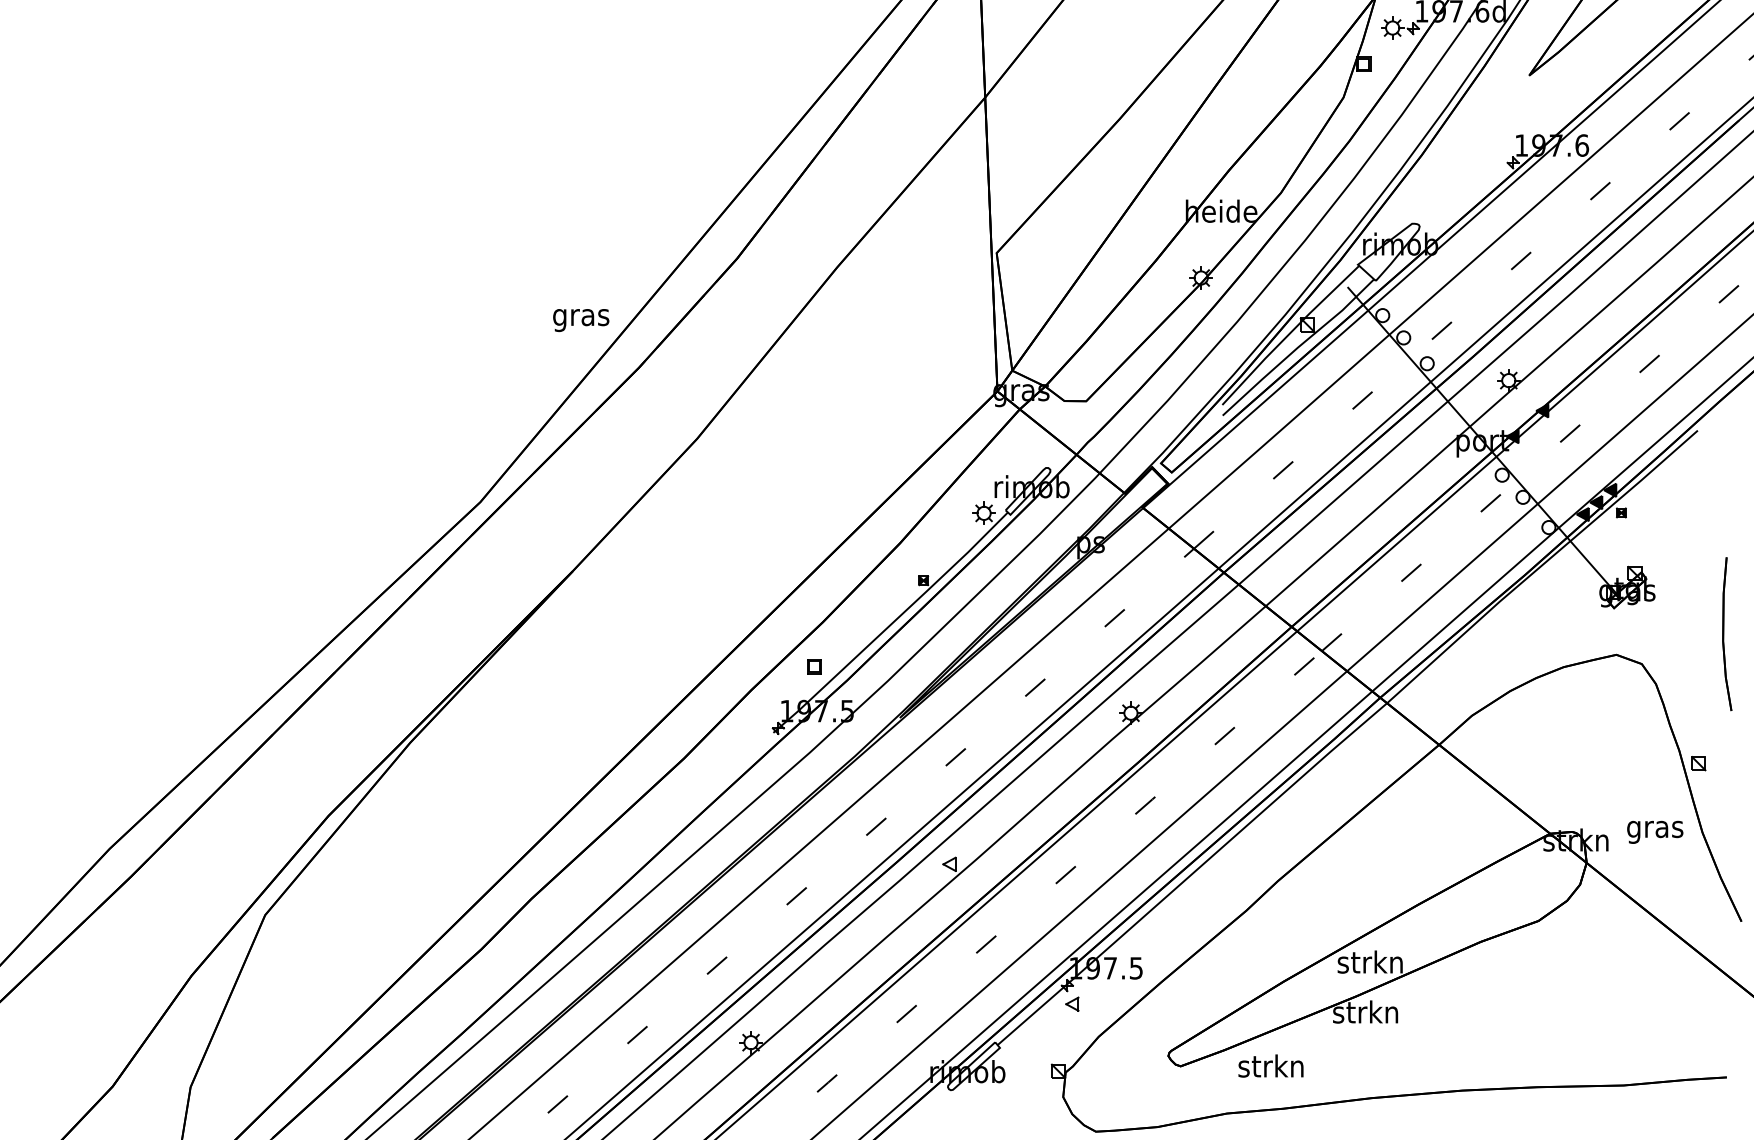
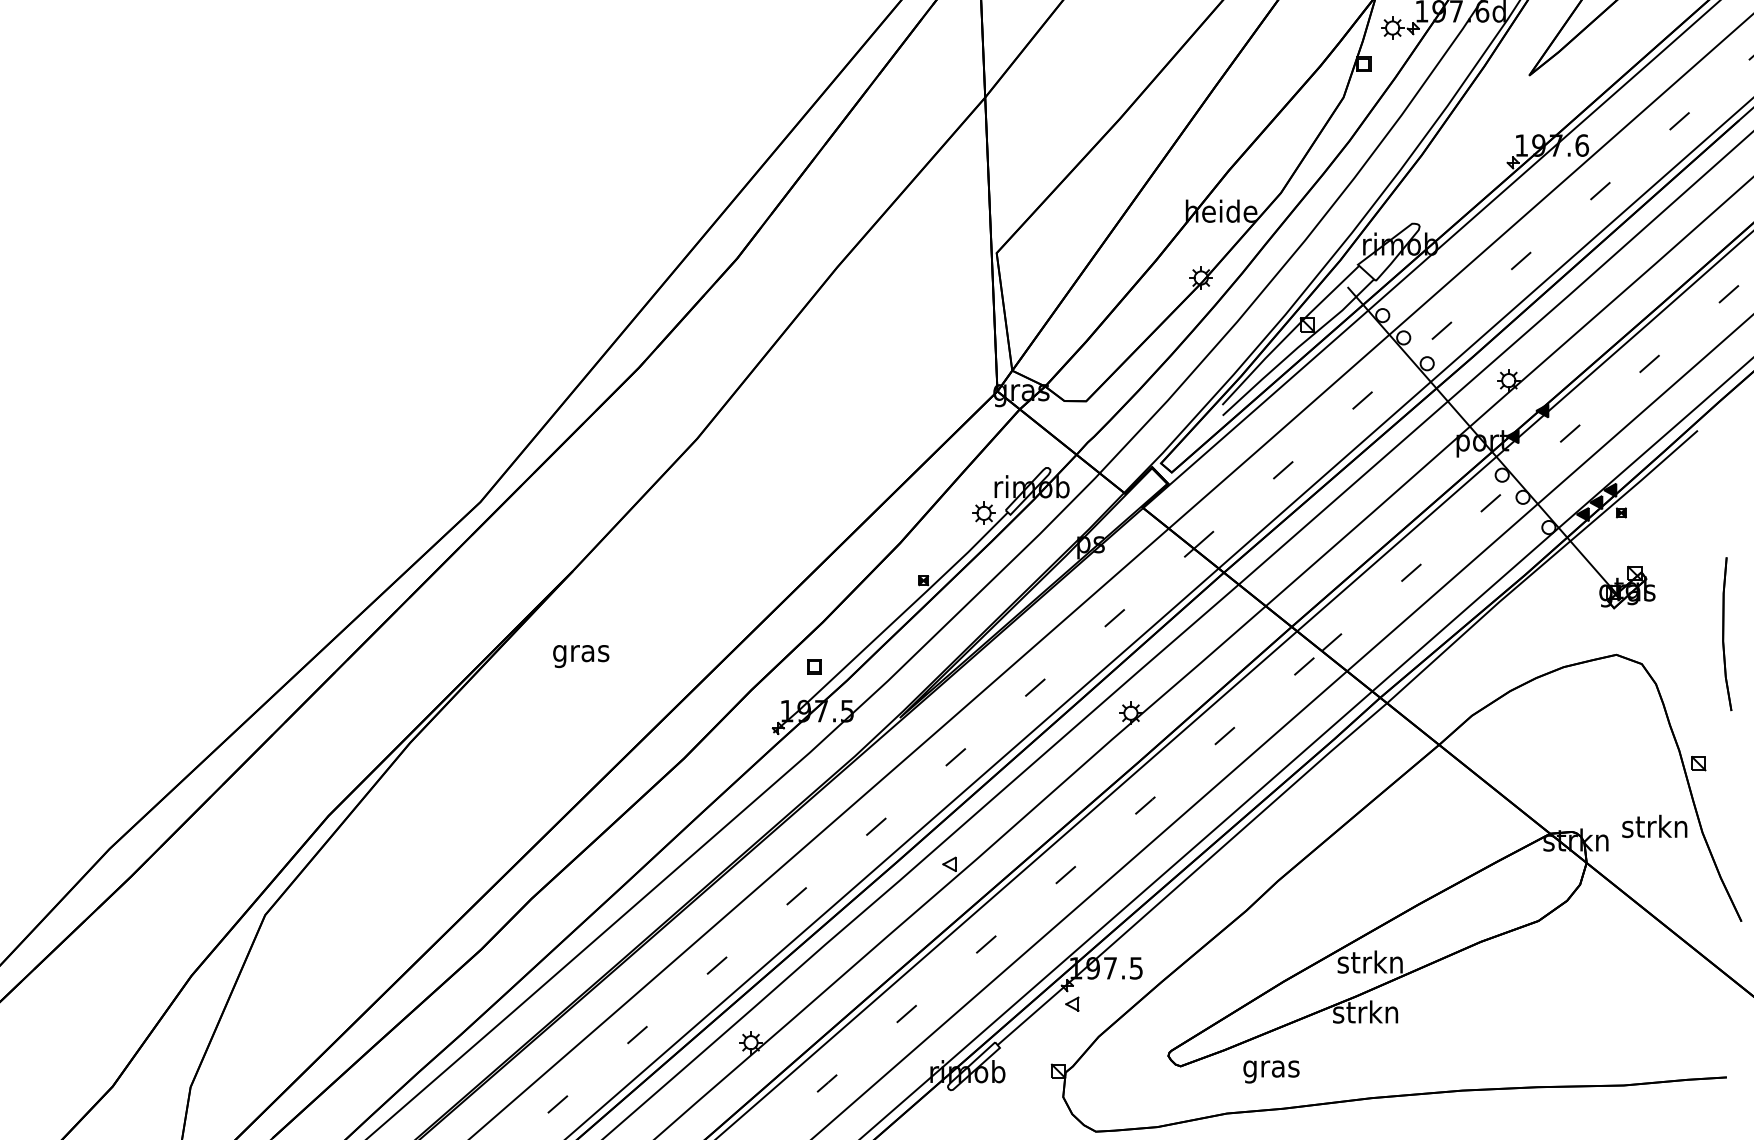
text position: (581, 320) -> (581, 656) (581, 656)
text: gras -> strkn (1654, 828)
text: strkn -> gras (1270, 1068)
